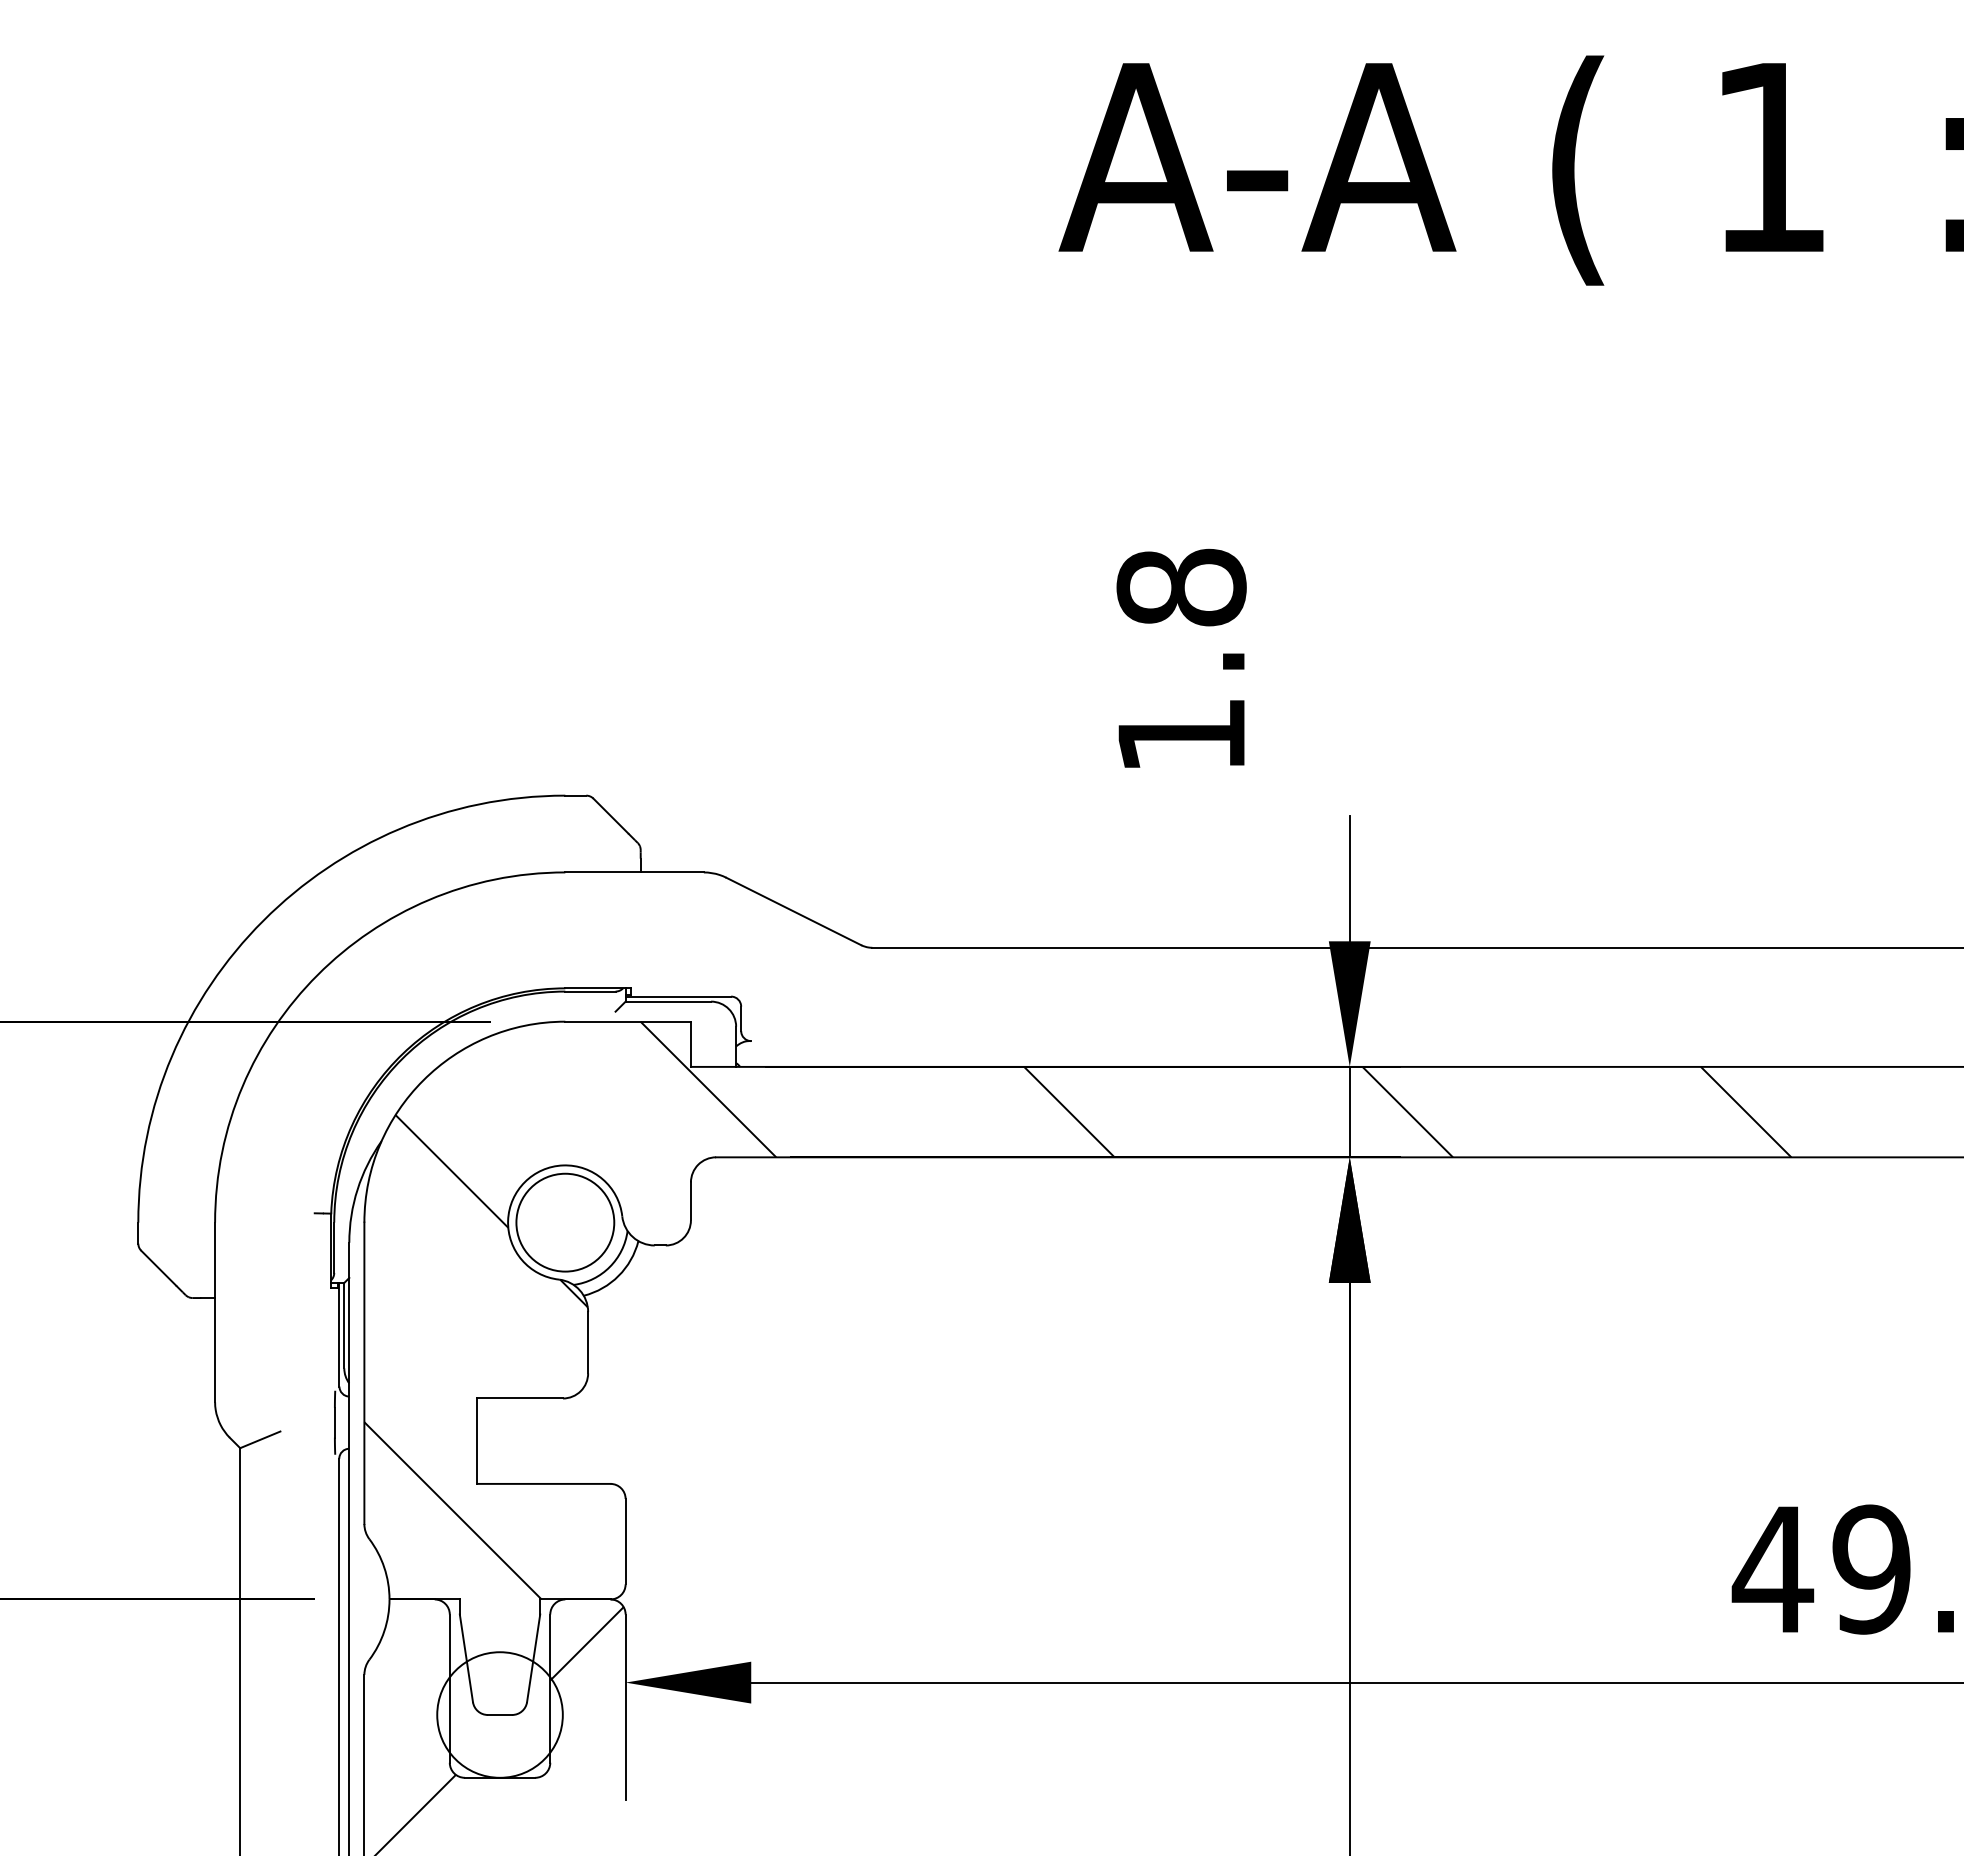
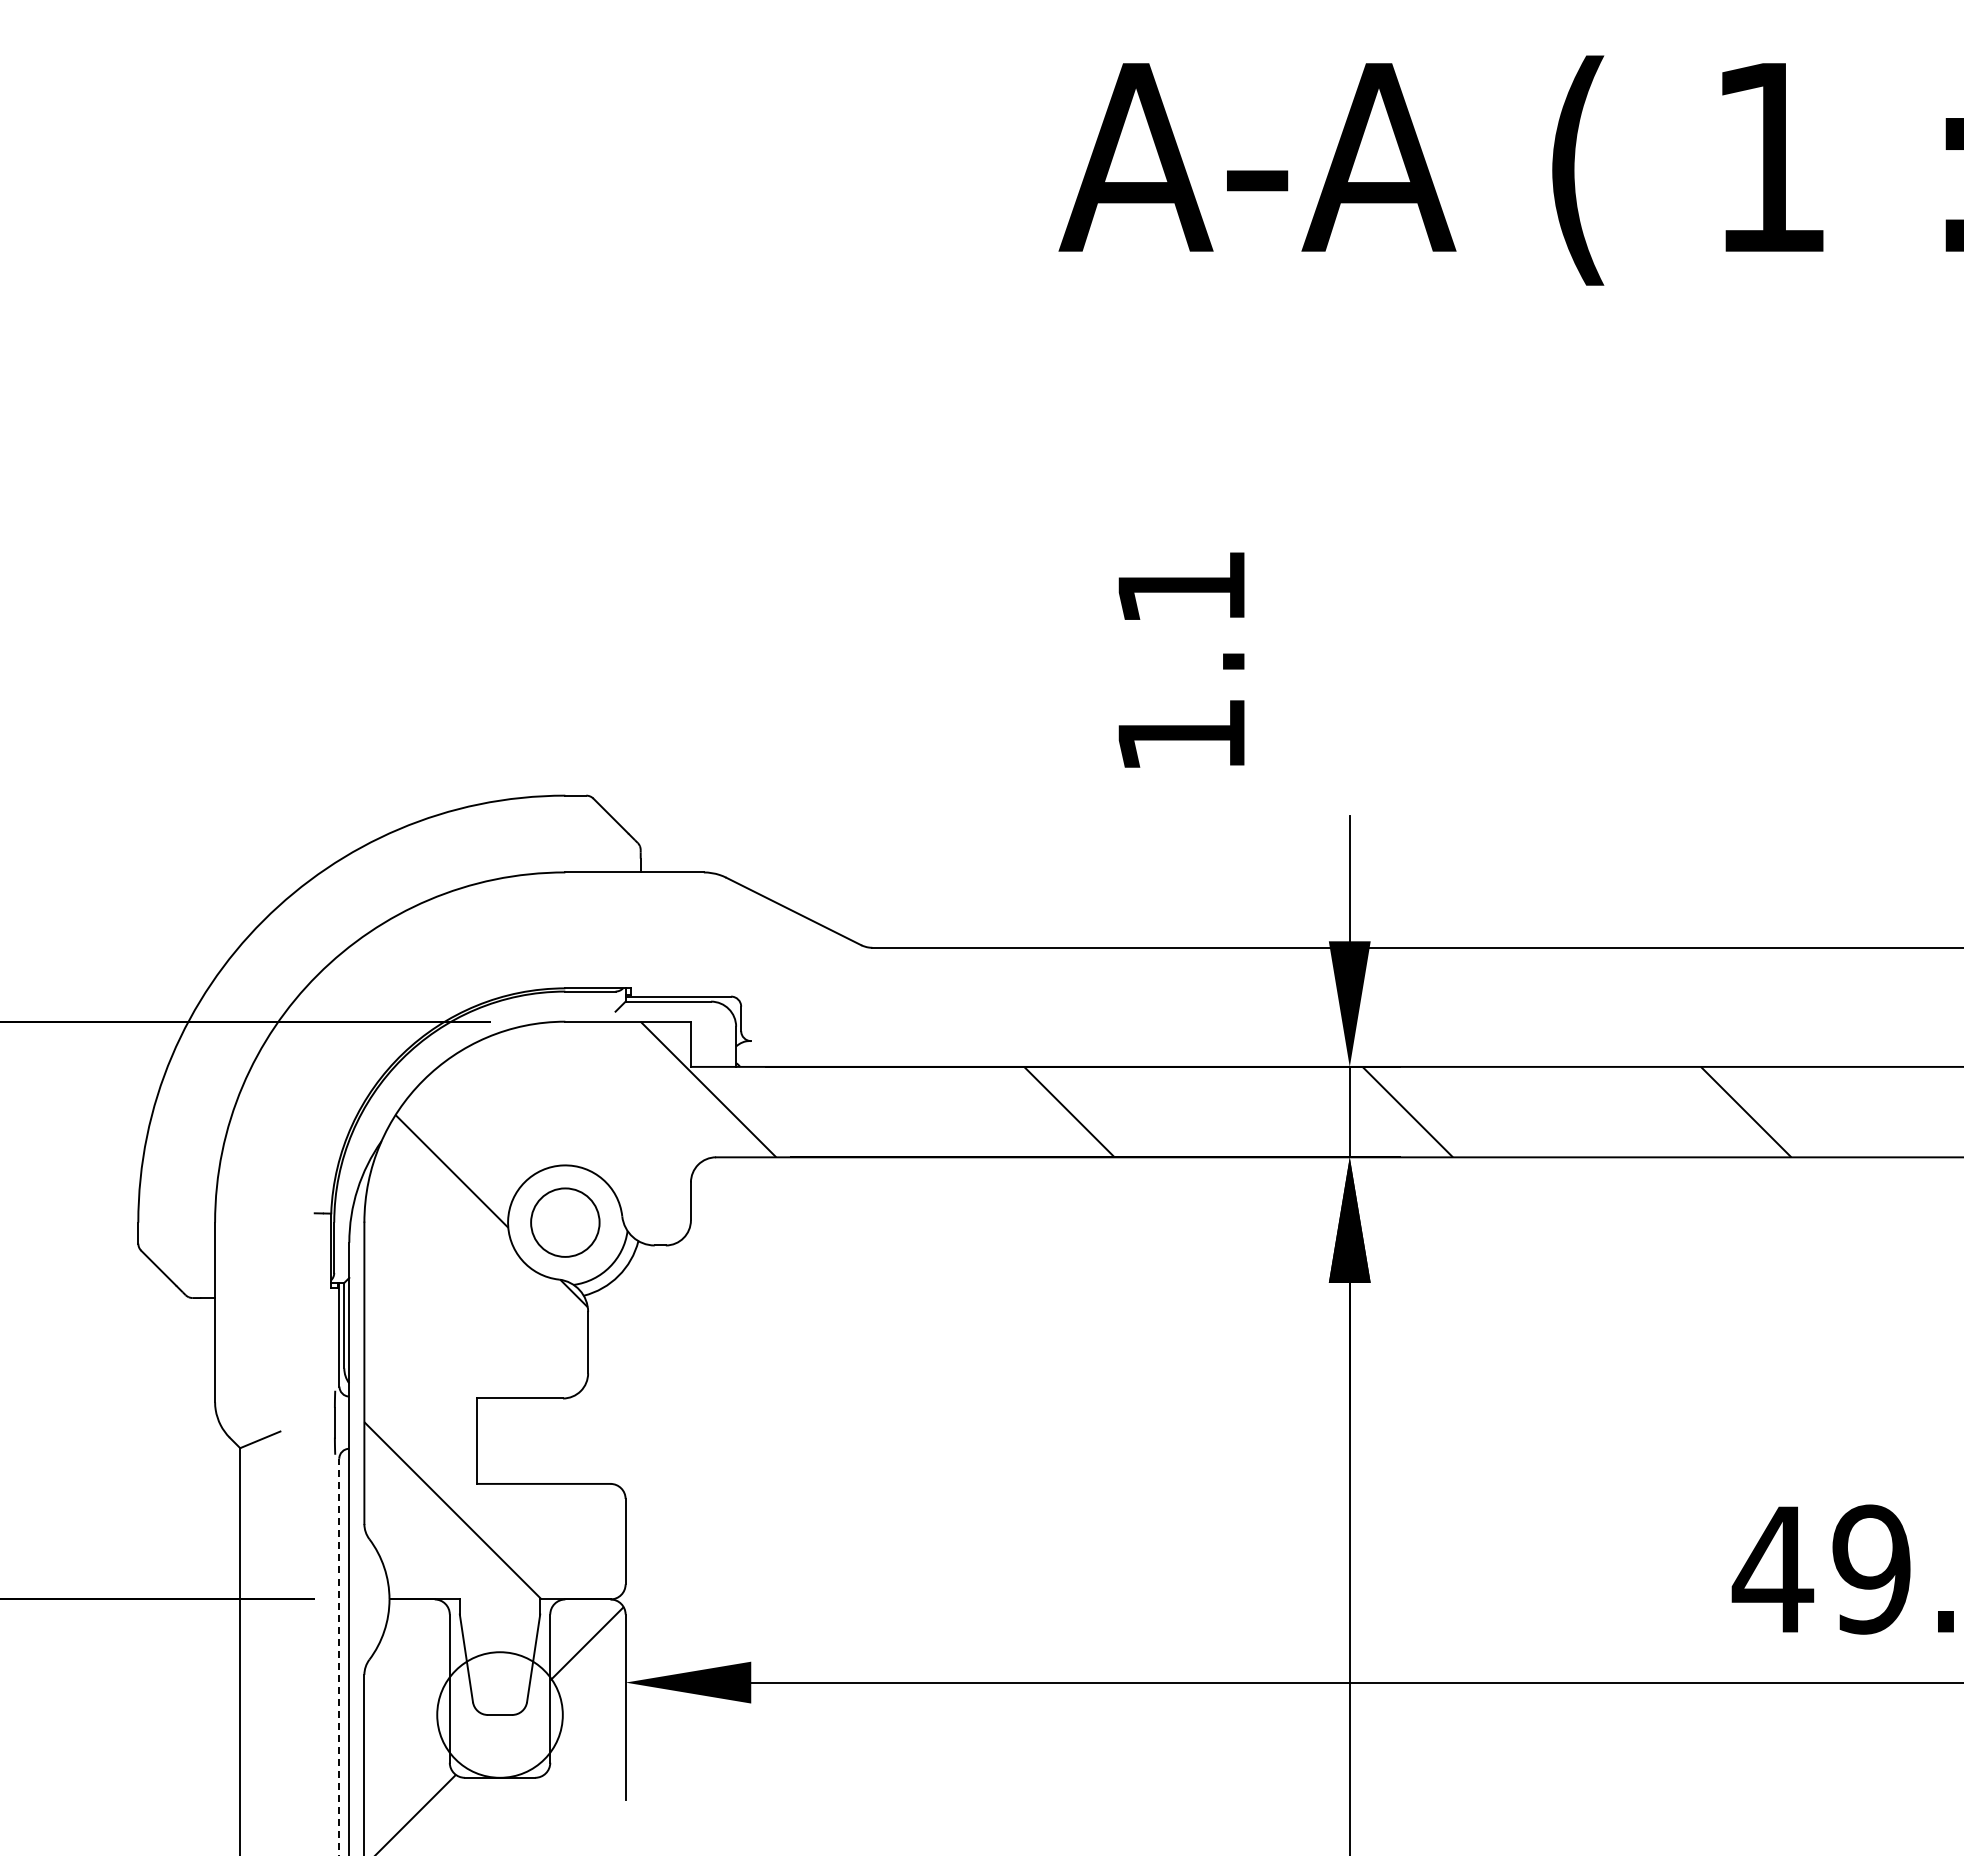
text: 1.8 -> 1.1 (1181, 587)
circle diameter: 98 px -> 68 px (565, 1222)
line: solid -> dashed (339, 1656)
